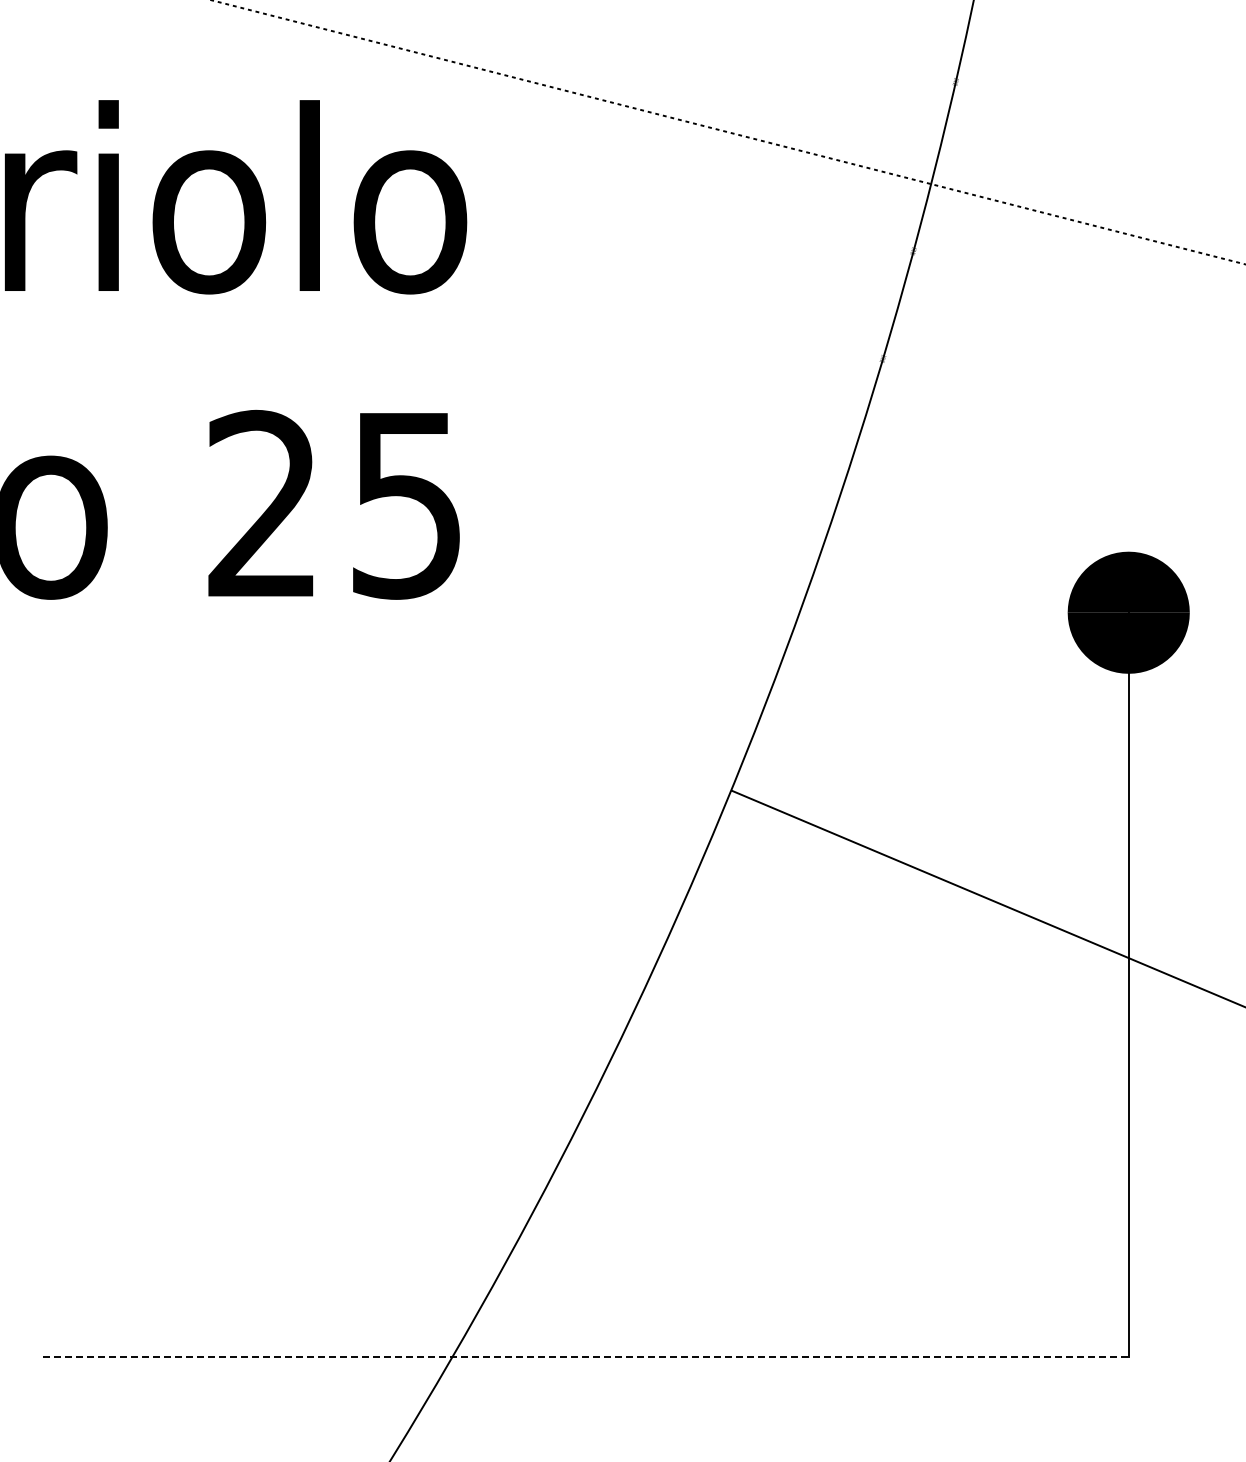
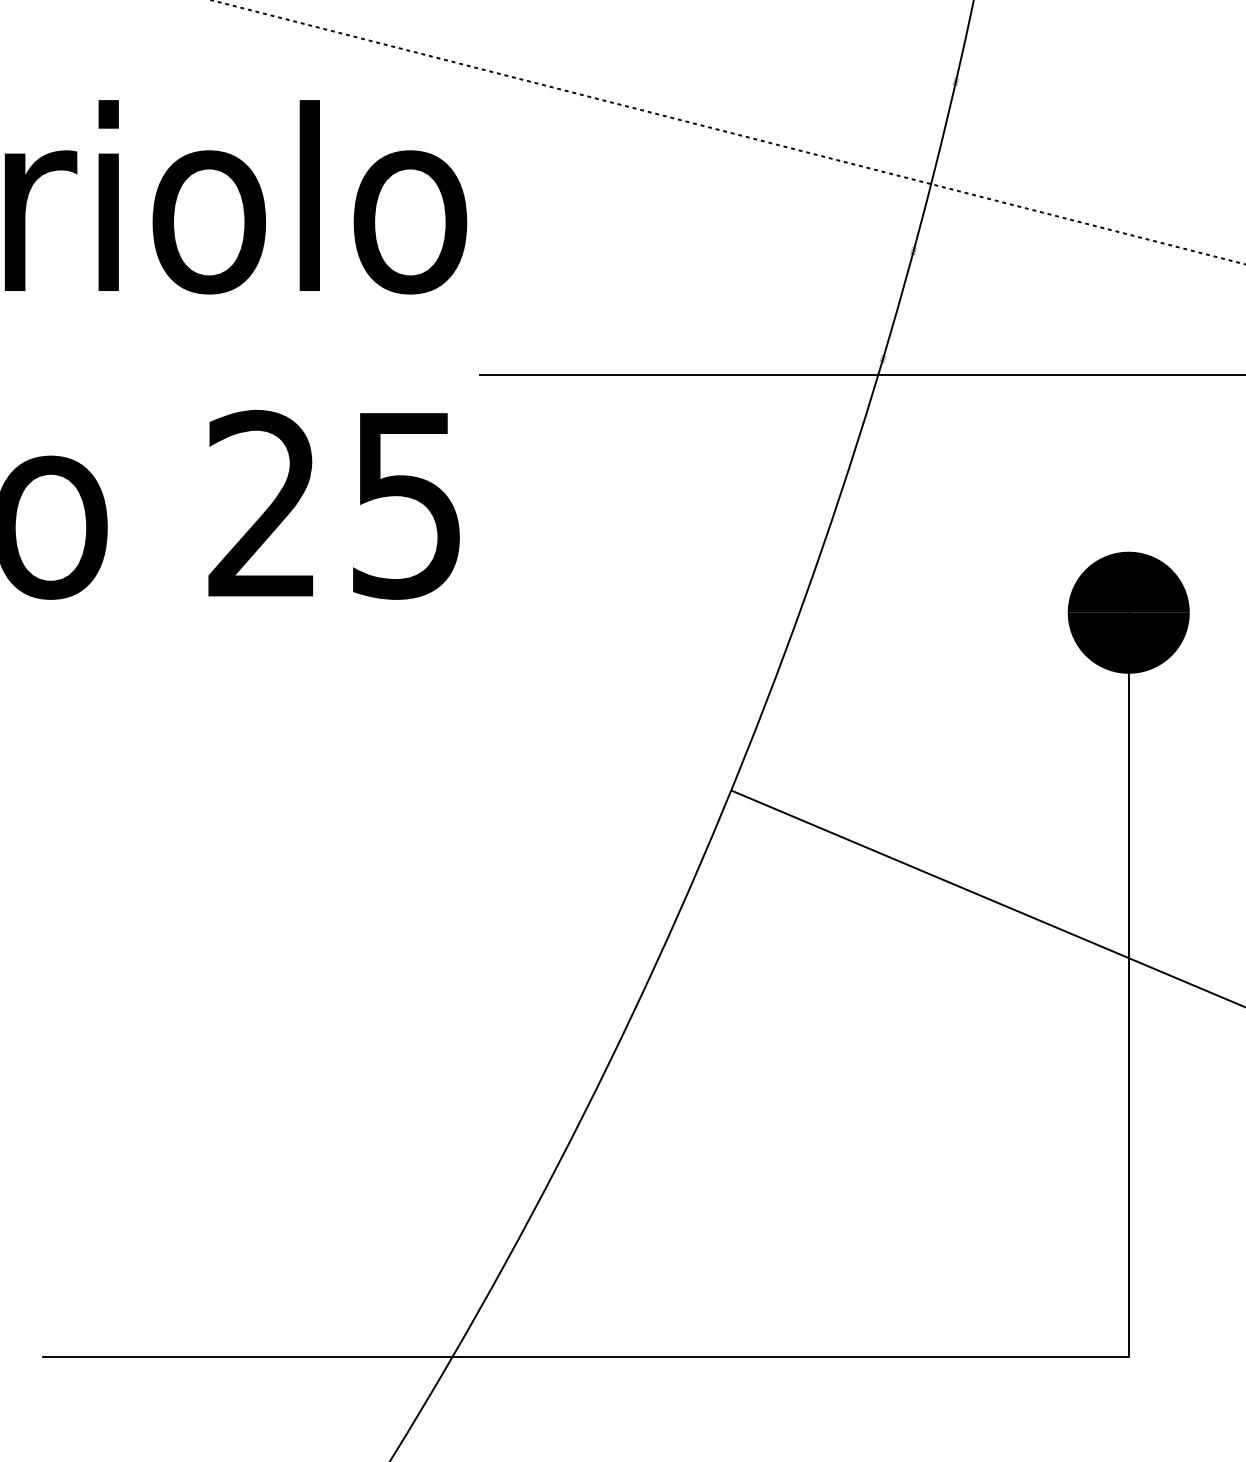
line: none -> present (860, 375)
line: dashed -> solid (586, 1357)
